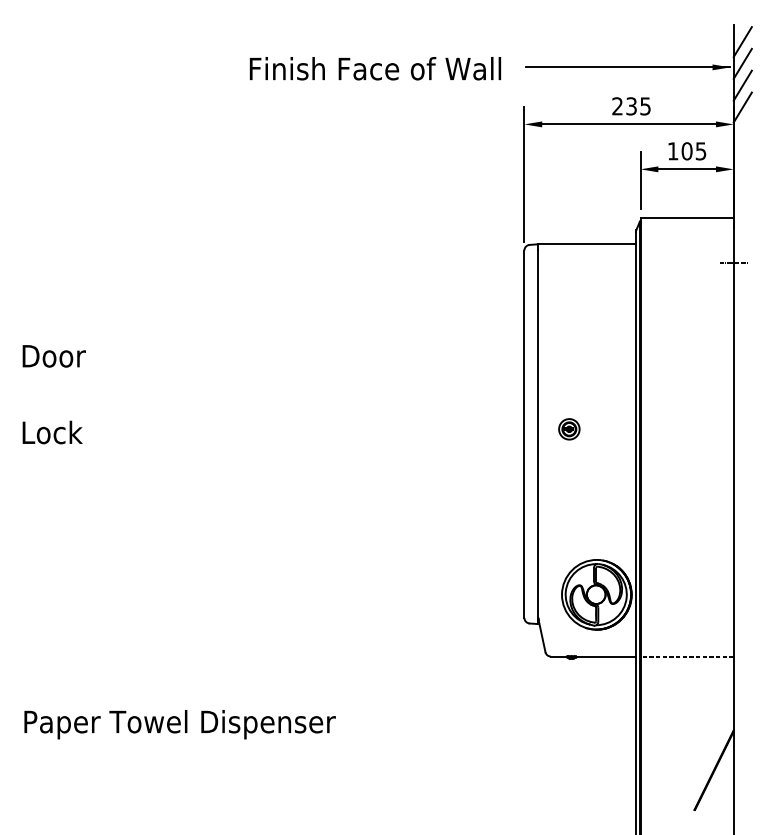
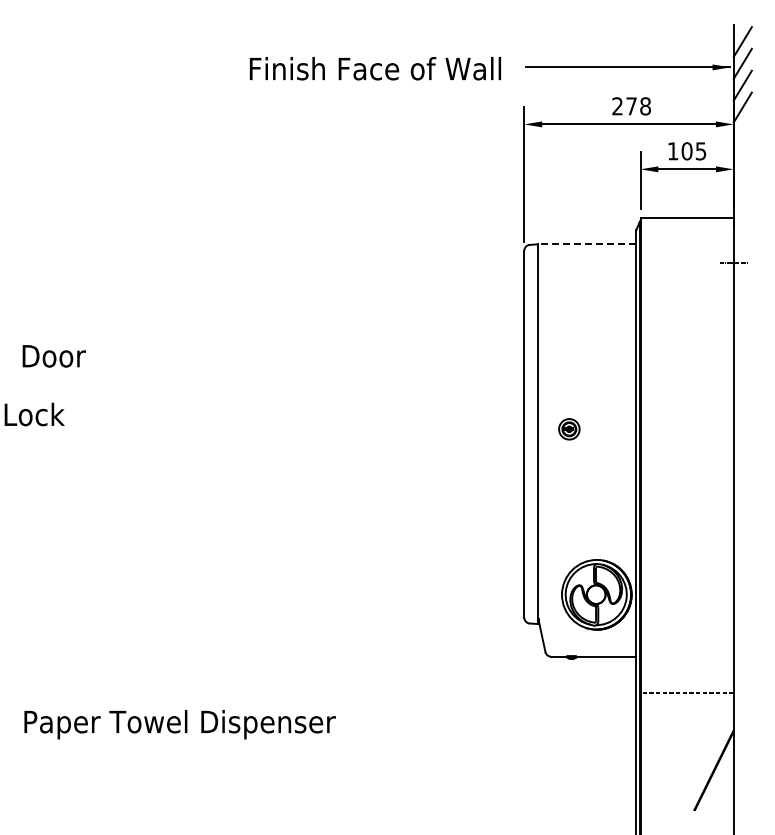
text: 235 -> 278 (638, 106)
line: solid -> dashed (587, 244)
text position: (52, 432) -> (34, 414) (34, 414)
line position: (686, 656) -> (686, 692) (686, 692)
